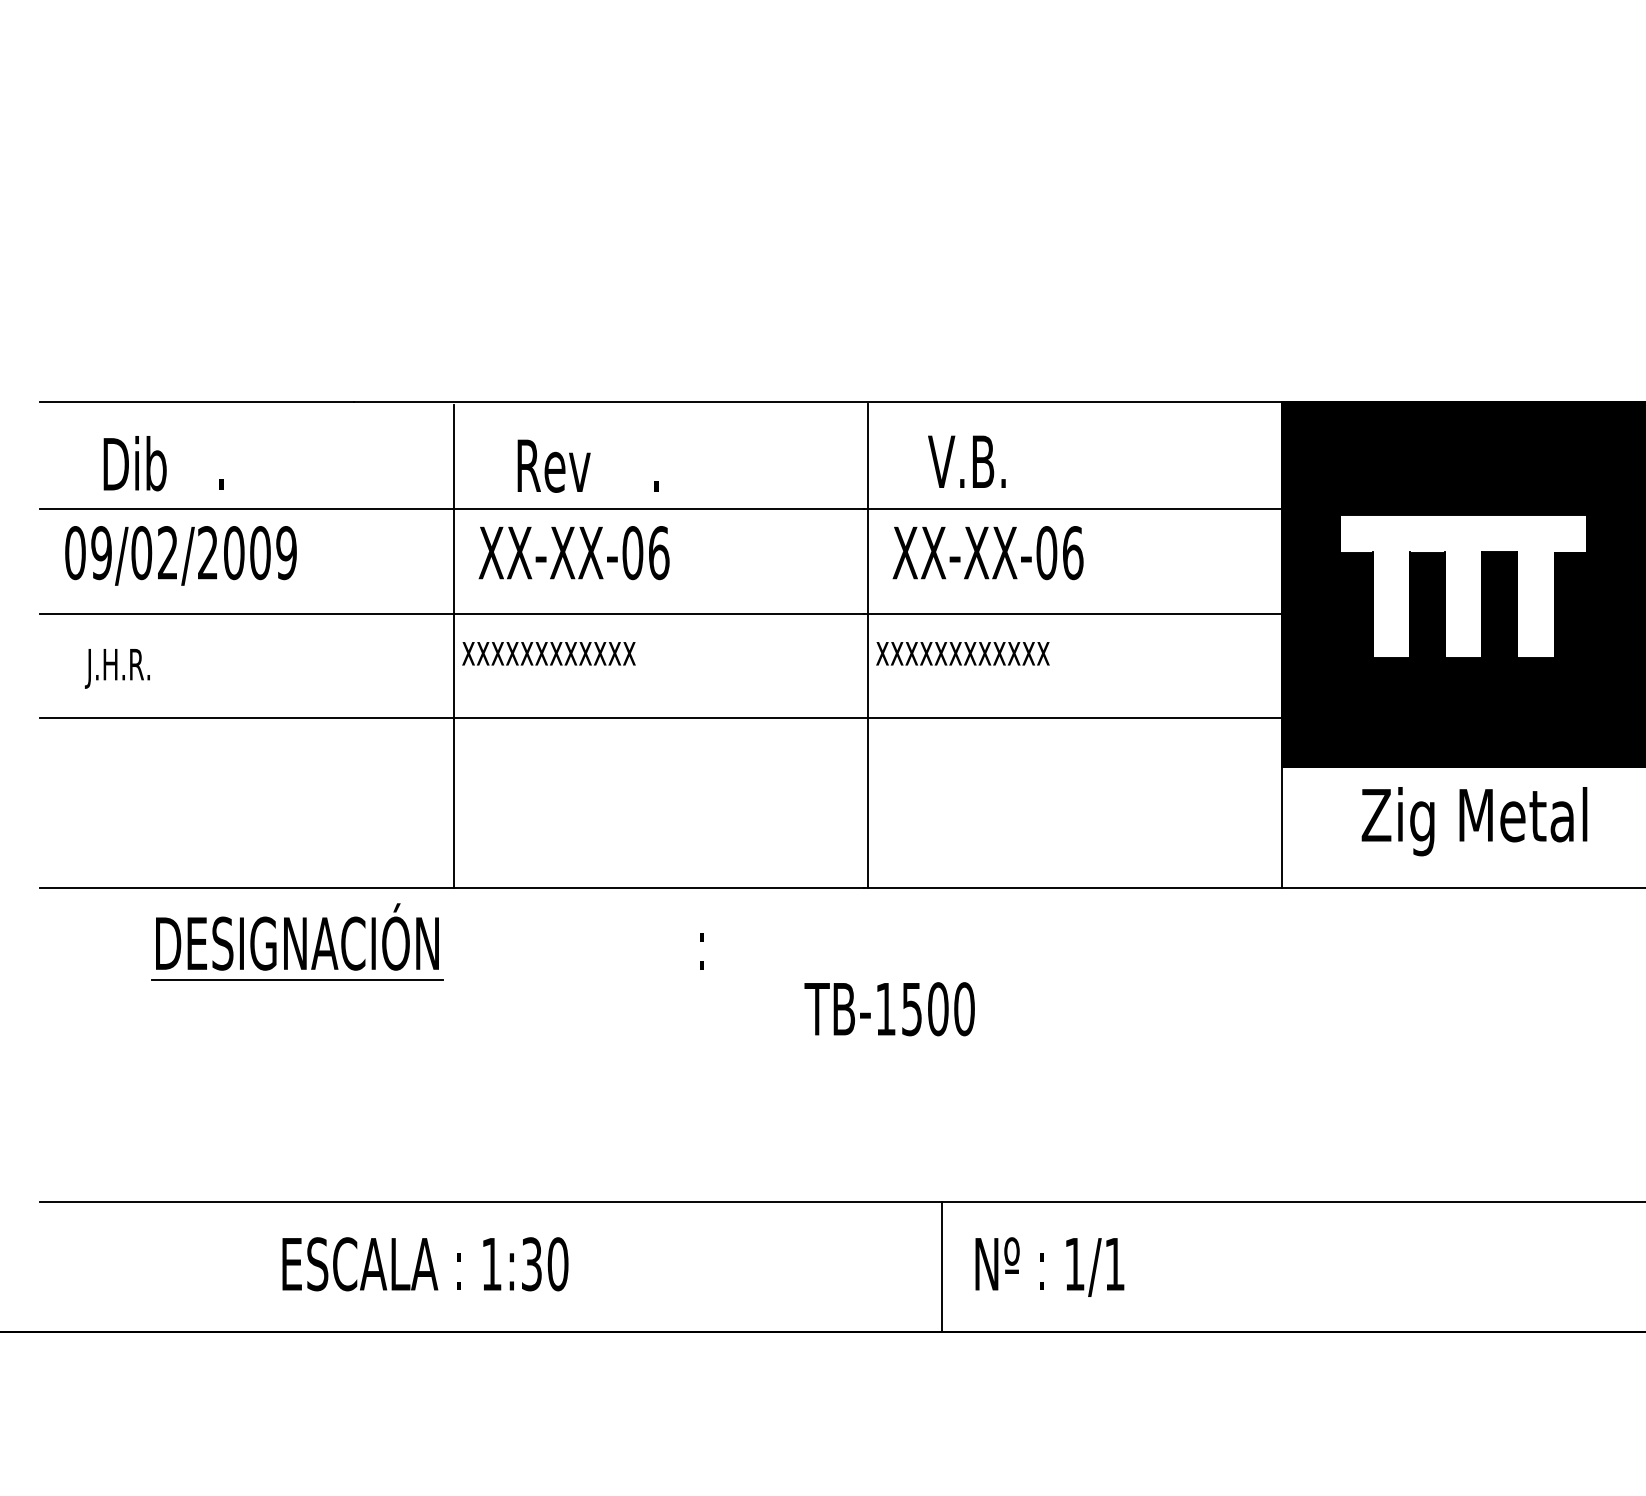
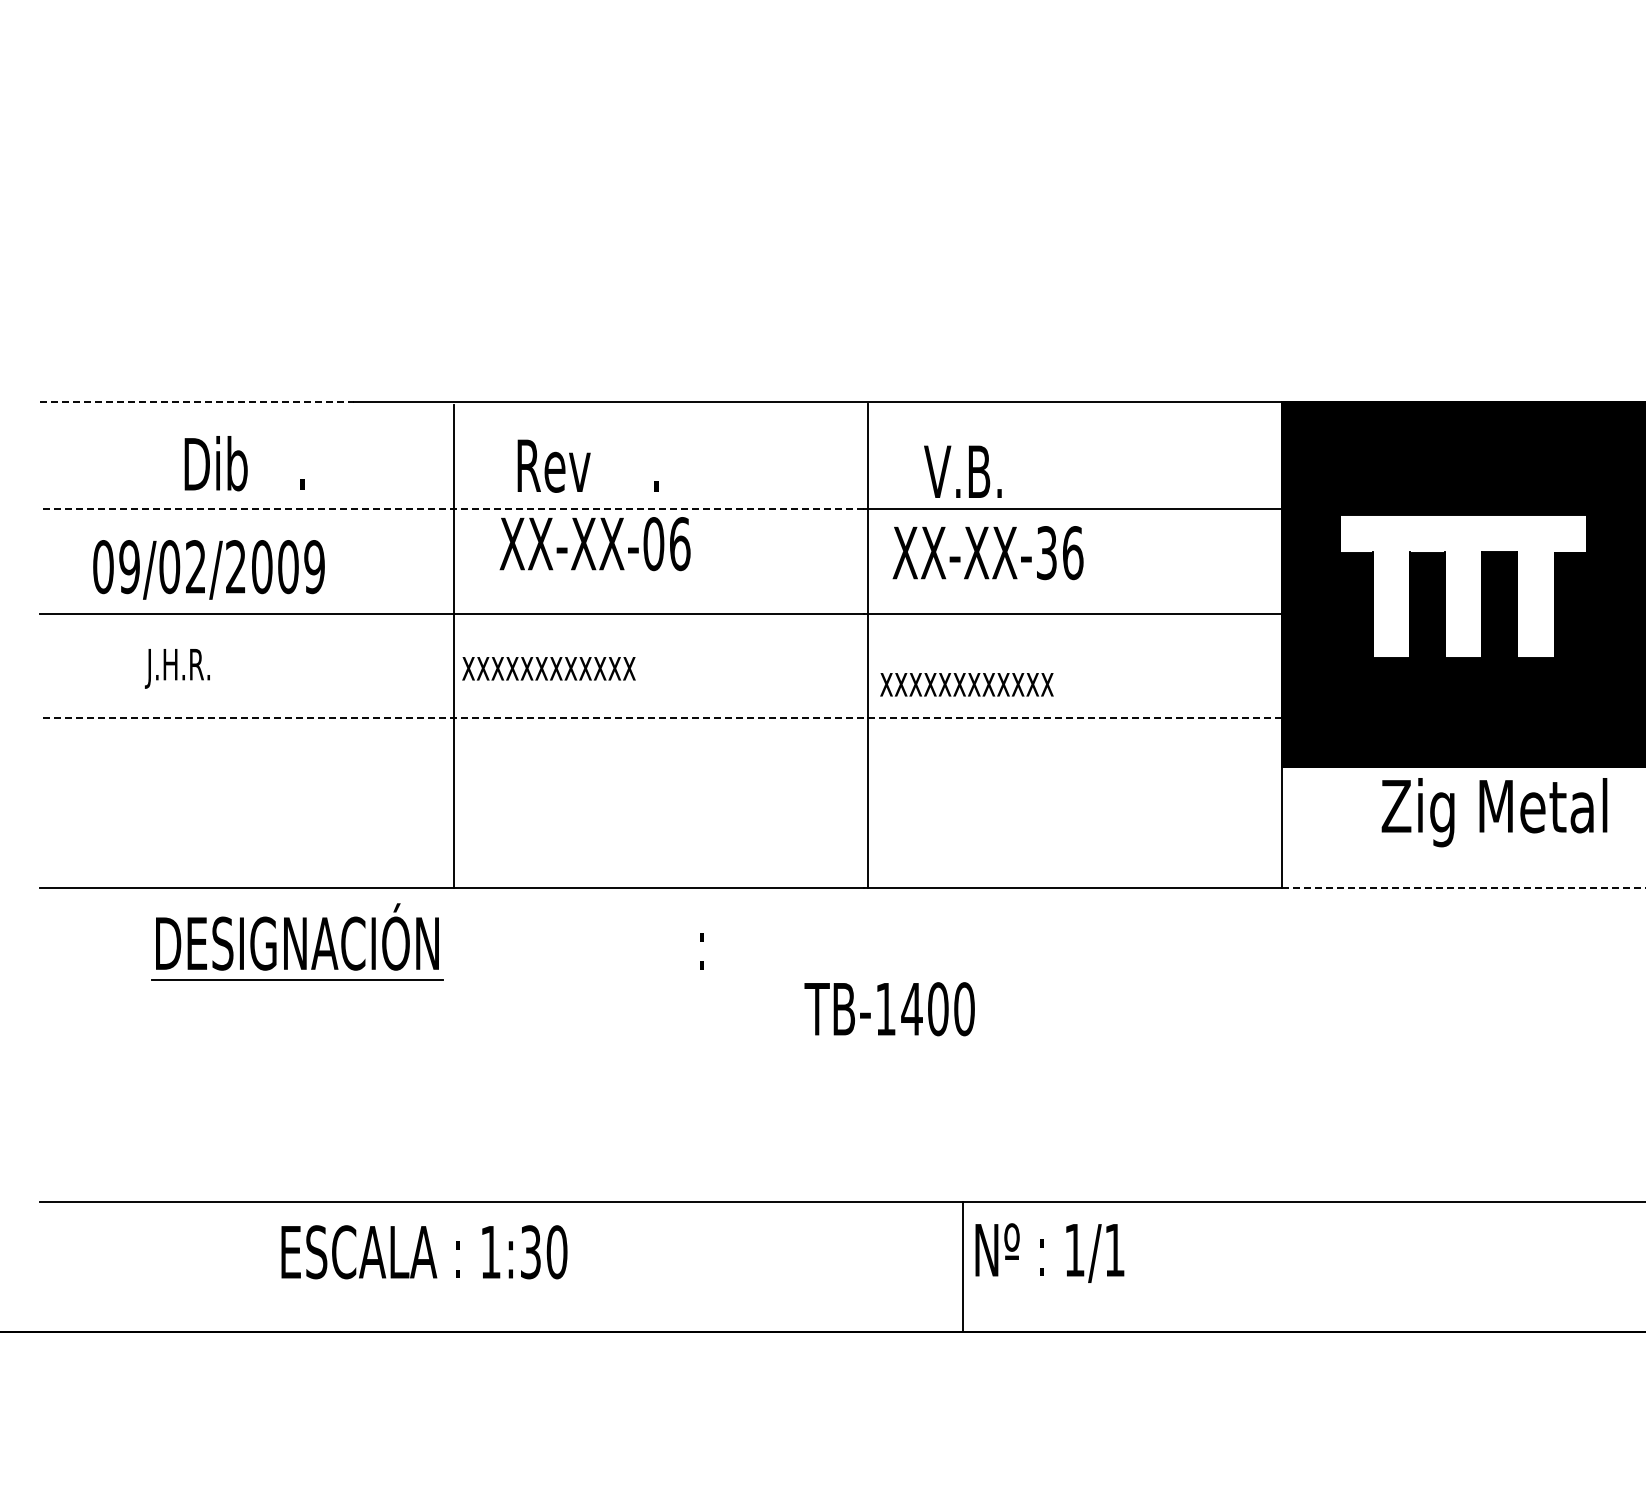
line: solid -> dashed (196, 401)
text position: (966, 461) -> (962, 471) (962, 471)
text position: (163, 463) -> (244, 463) (244, 463)
line: solid -> dashed (451, 508)
text position: (573, 553) -> (594, 544) (594, 544)
text: XX-XX-06 -> XX-XX-36 (1046, 553)
text position: (180, 555) -> (208, 569) (208, 569)
text position: (548, 653) -> (548, 668) (548, 668)
text position: (962, 653) -> (966, 684) (966, 684)
text position: (116, 668) -> (176, 668) (176, 668)
line: solid -> dashed (660, 718)
text position: (1474, 821) -> (1494, 812) (1494, 812)
line: solid -> dashed (1463, 888)
text: TB-1500 -> TB-1400 (911, 1009)
text position: (425, 1264) -> (424, 1252) (424, 1252)
line position: (942, 1266) -> (963, 1266) (963, 1266)
text position: (1049, 1266) -> (1049, 1252) (1049, 1252)
